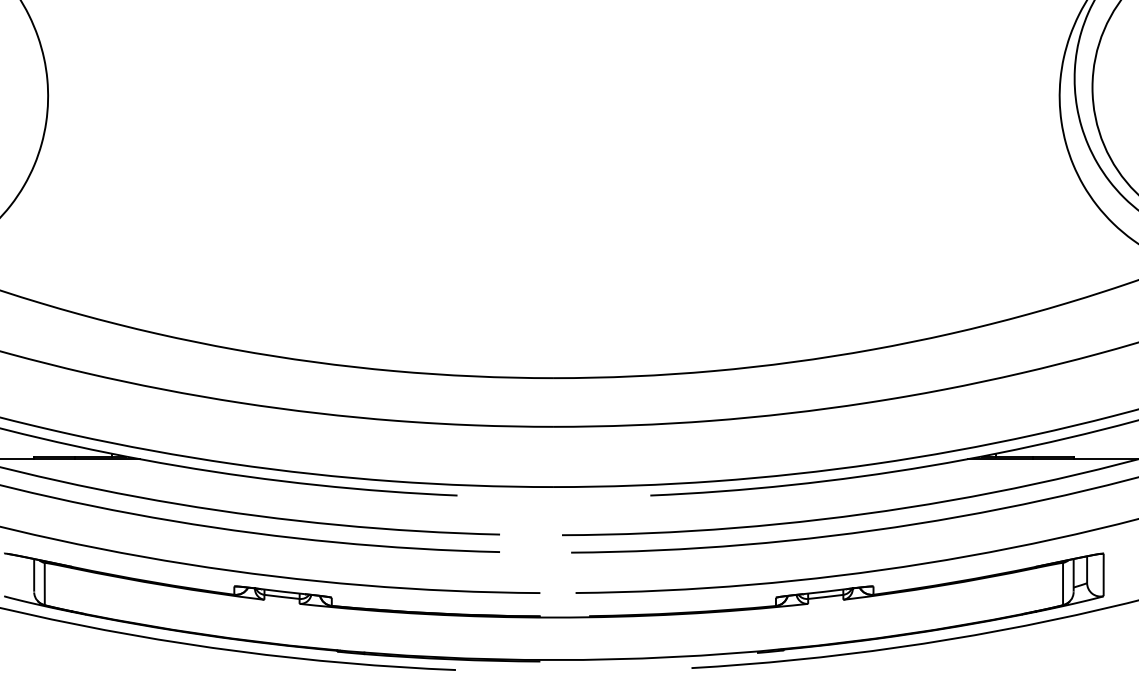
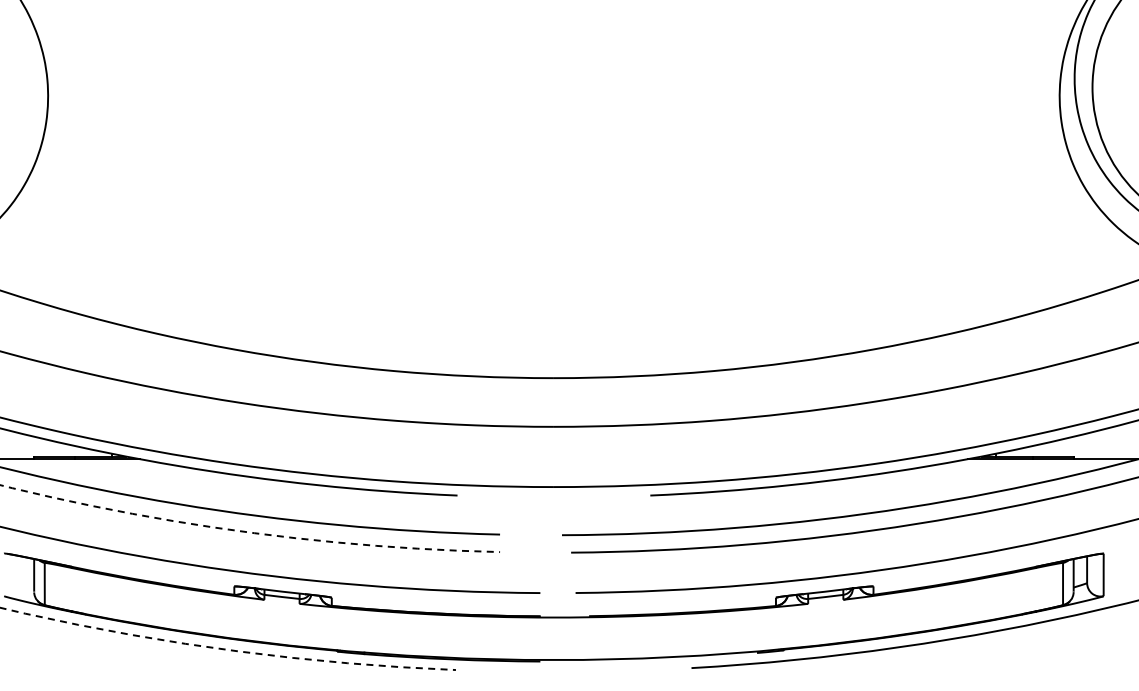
arc: solid -> dashed (248, 532)
arc: solid -> dashed (226, 649)
